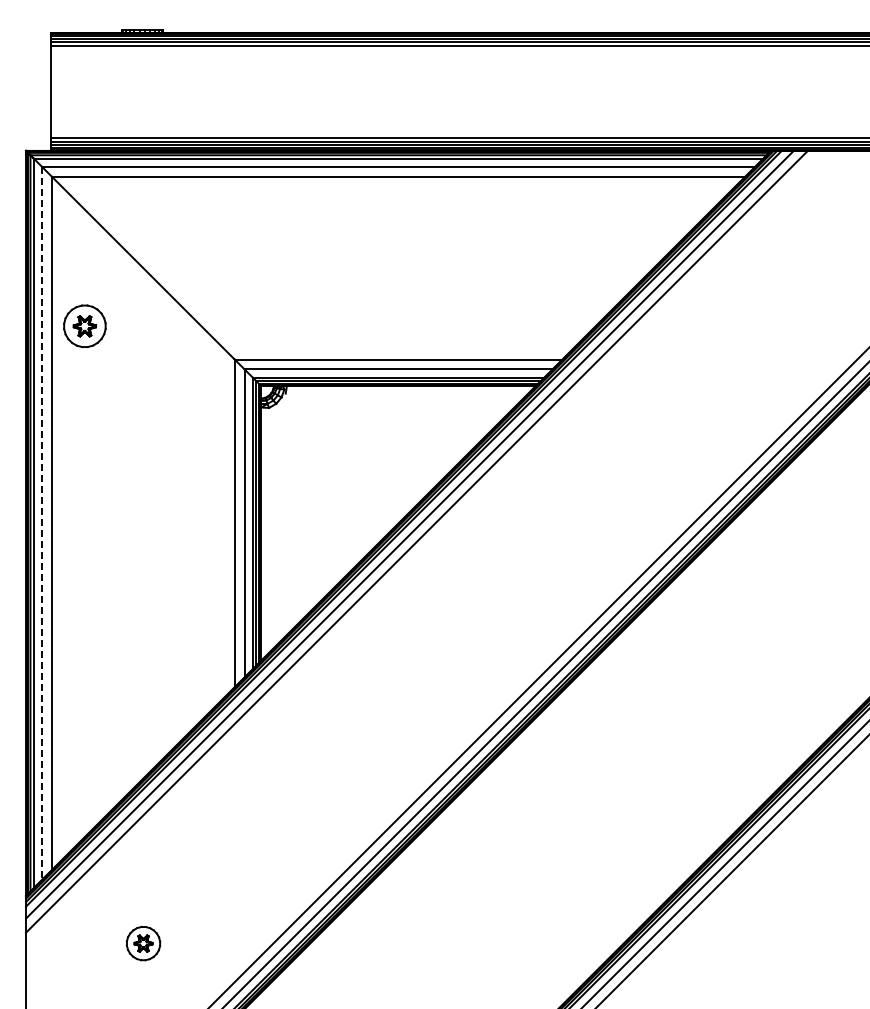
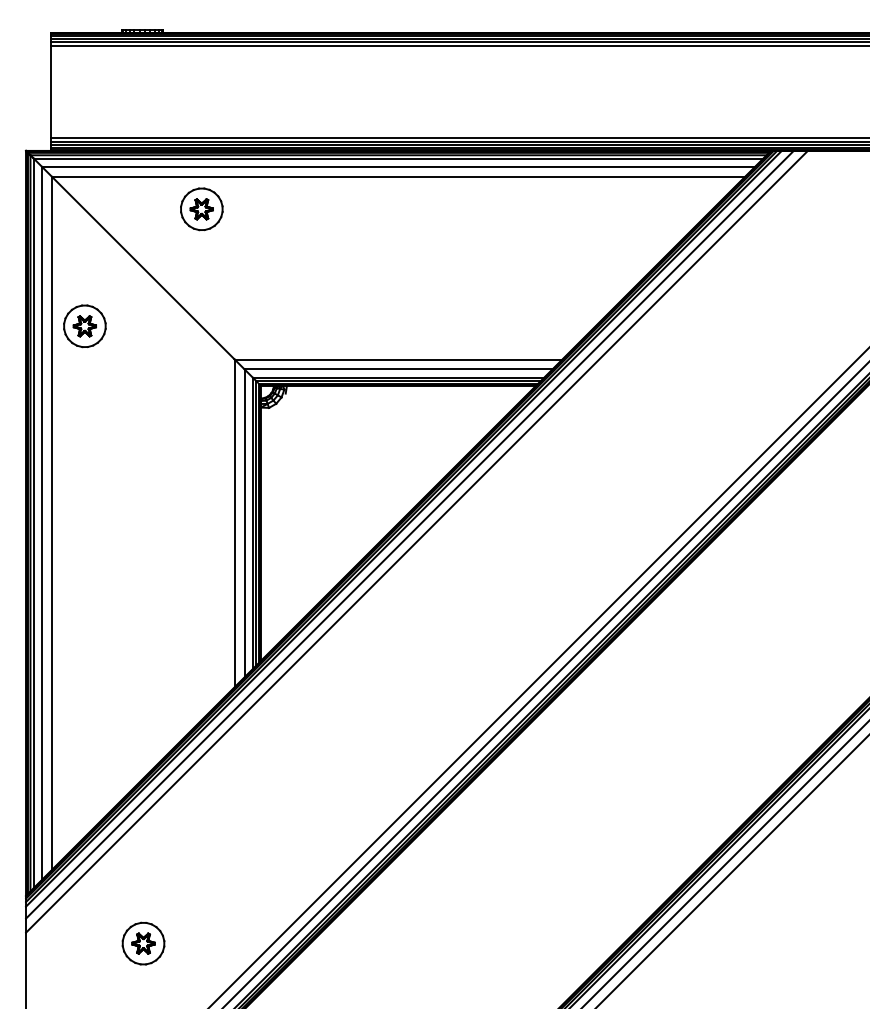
part: none -> present (201, 209)
line: dashed -> solid (42, 523)
part size: 37x36 px -> 45x45 px (143, 943)
